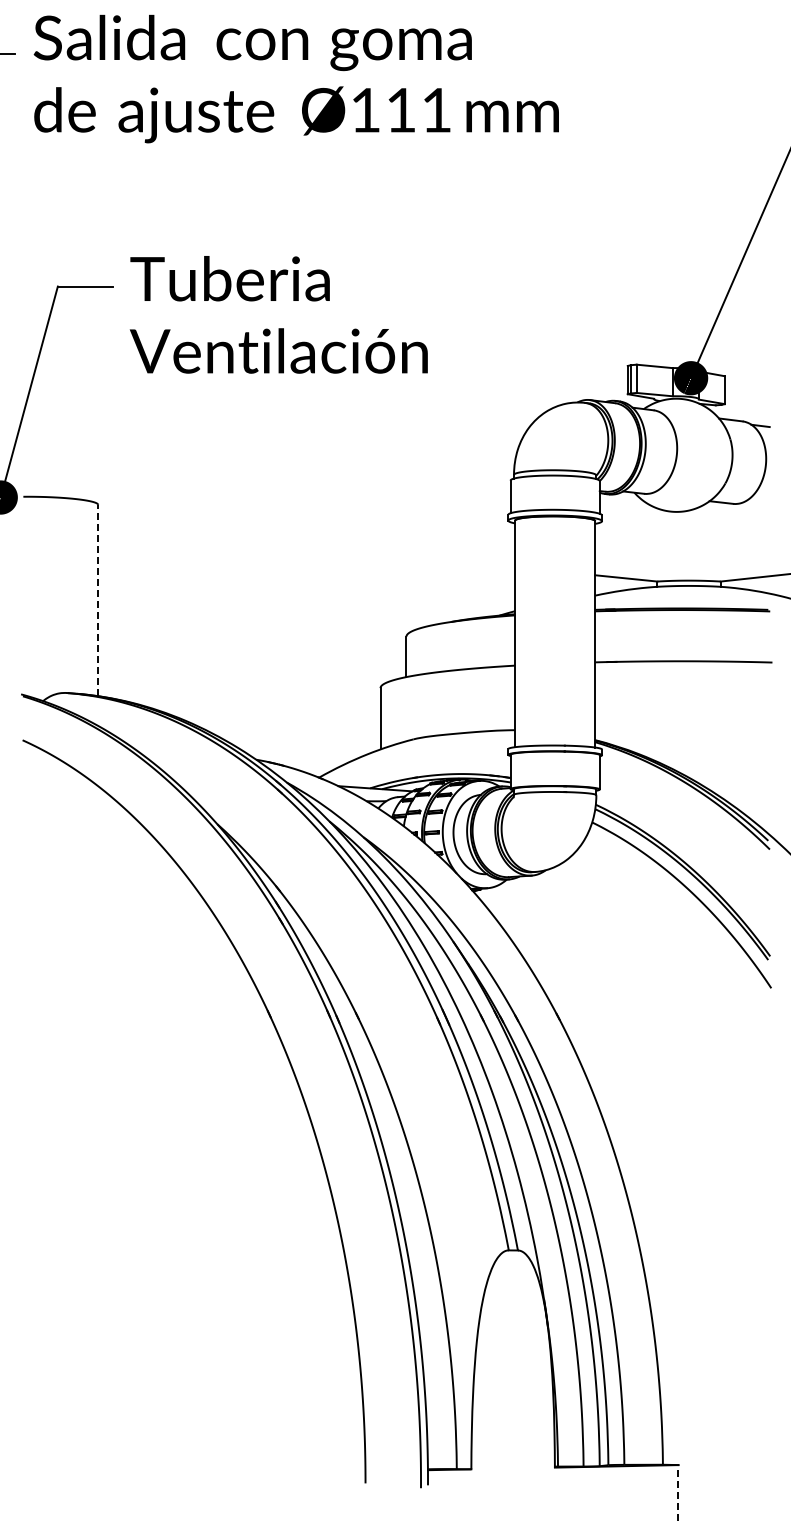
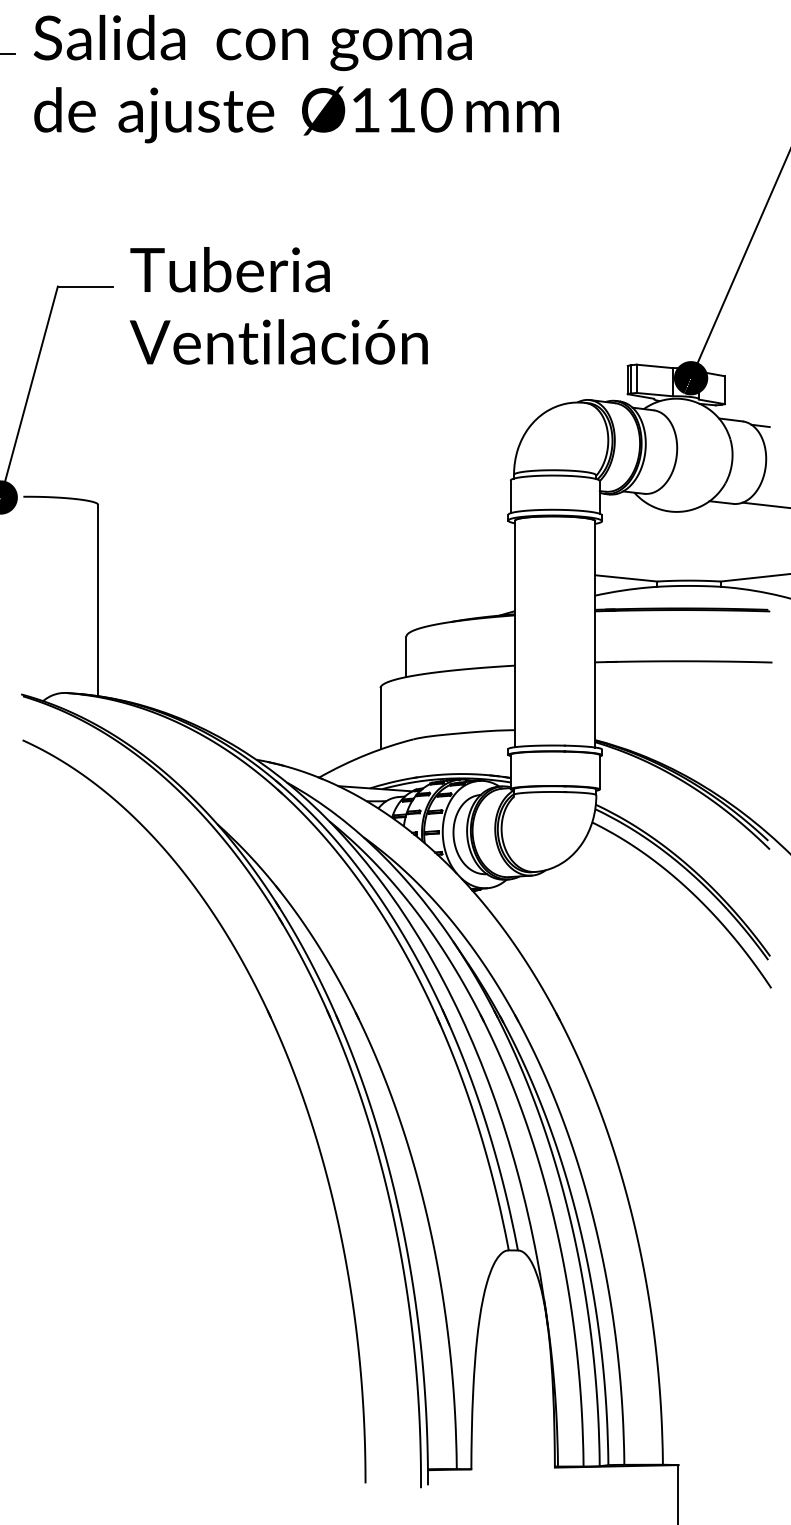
text: Ø111 -> Ø110 (436, 109)
text position: (278, 314) -> (278, 305) (278, 305)
line: none -> present (764, 504)
line: dashed -> solid (98, 600)
line: dashed -> solid (678, 1494)
